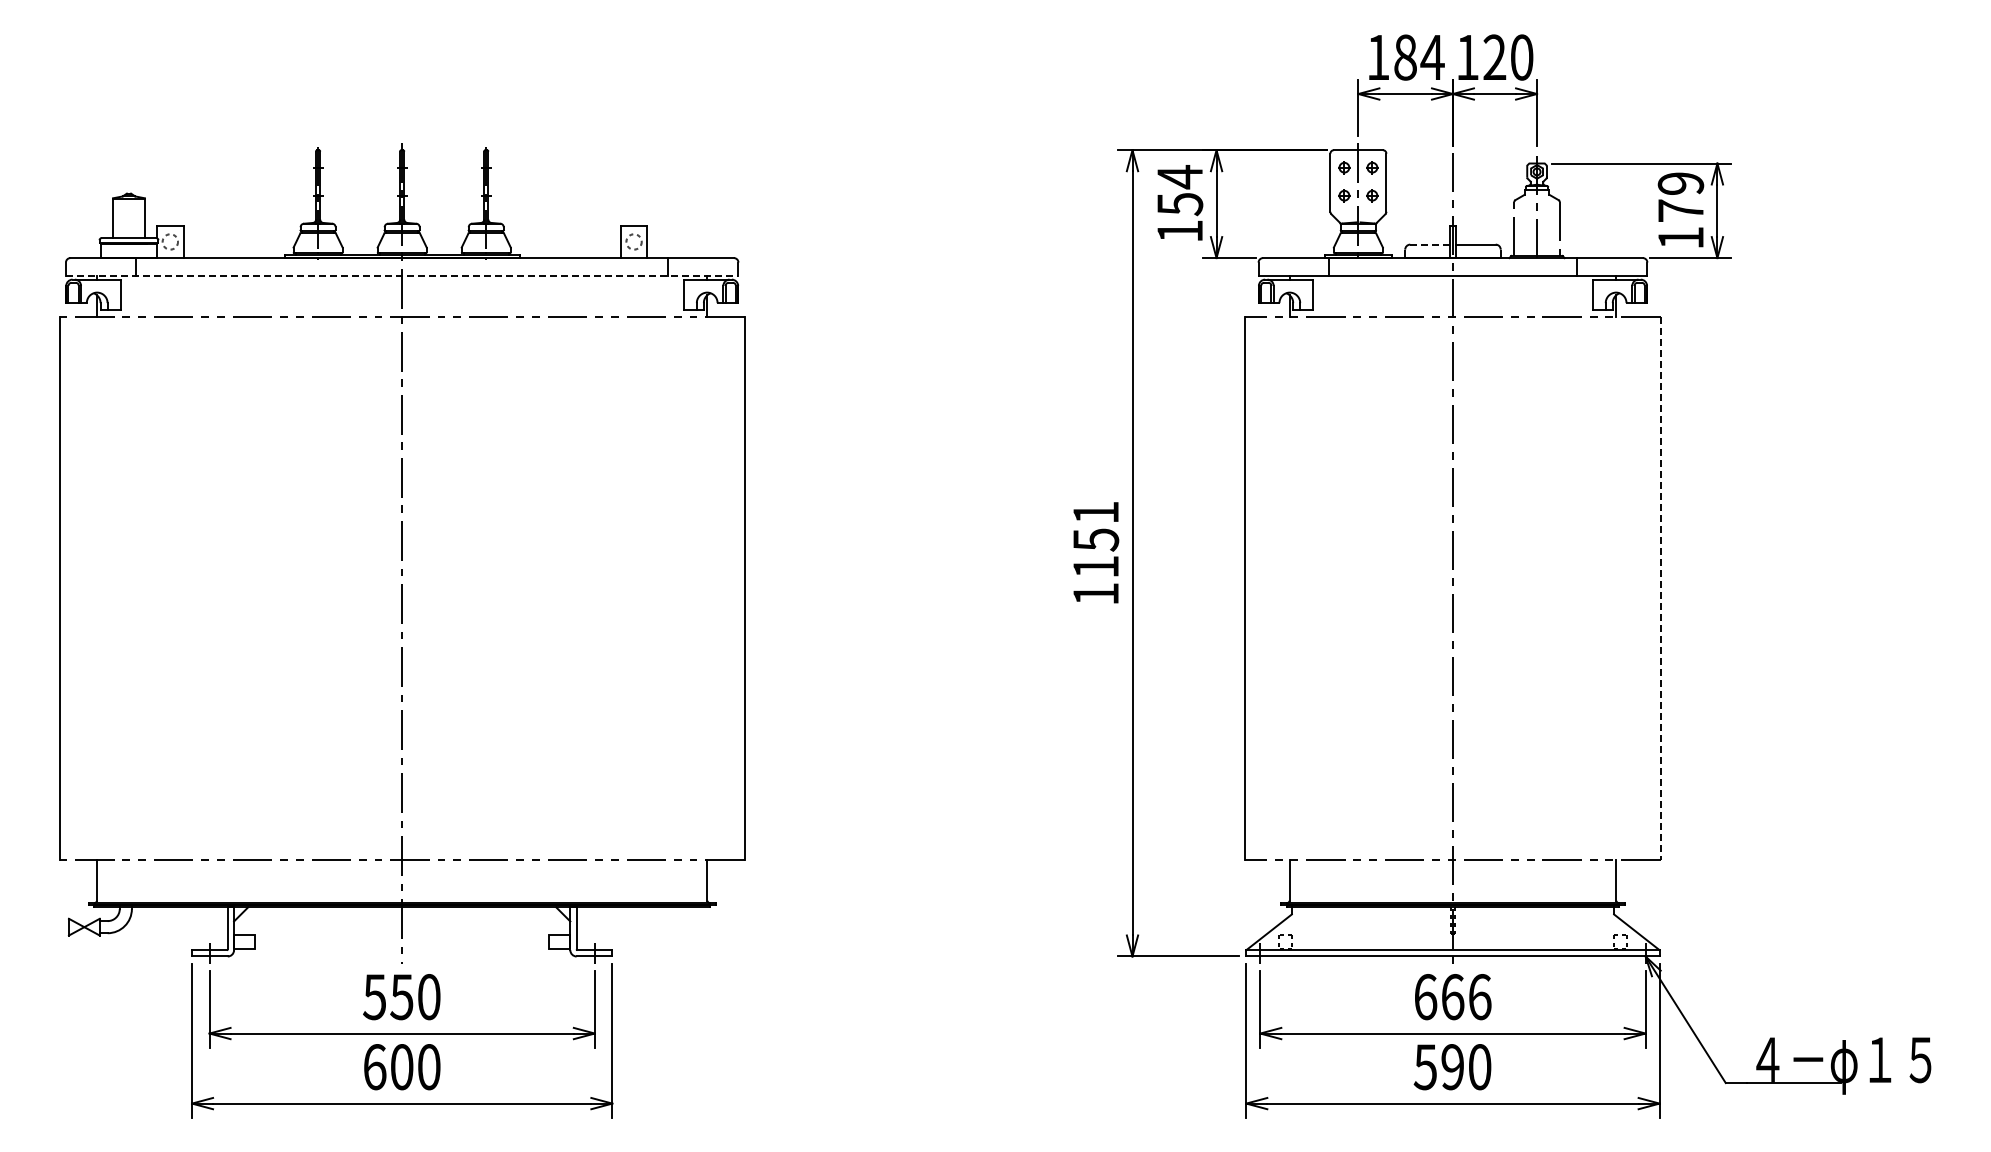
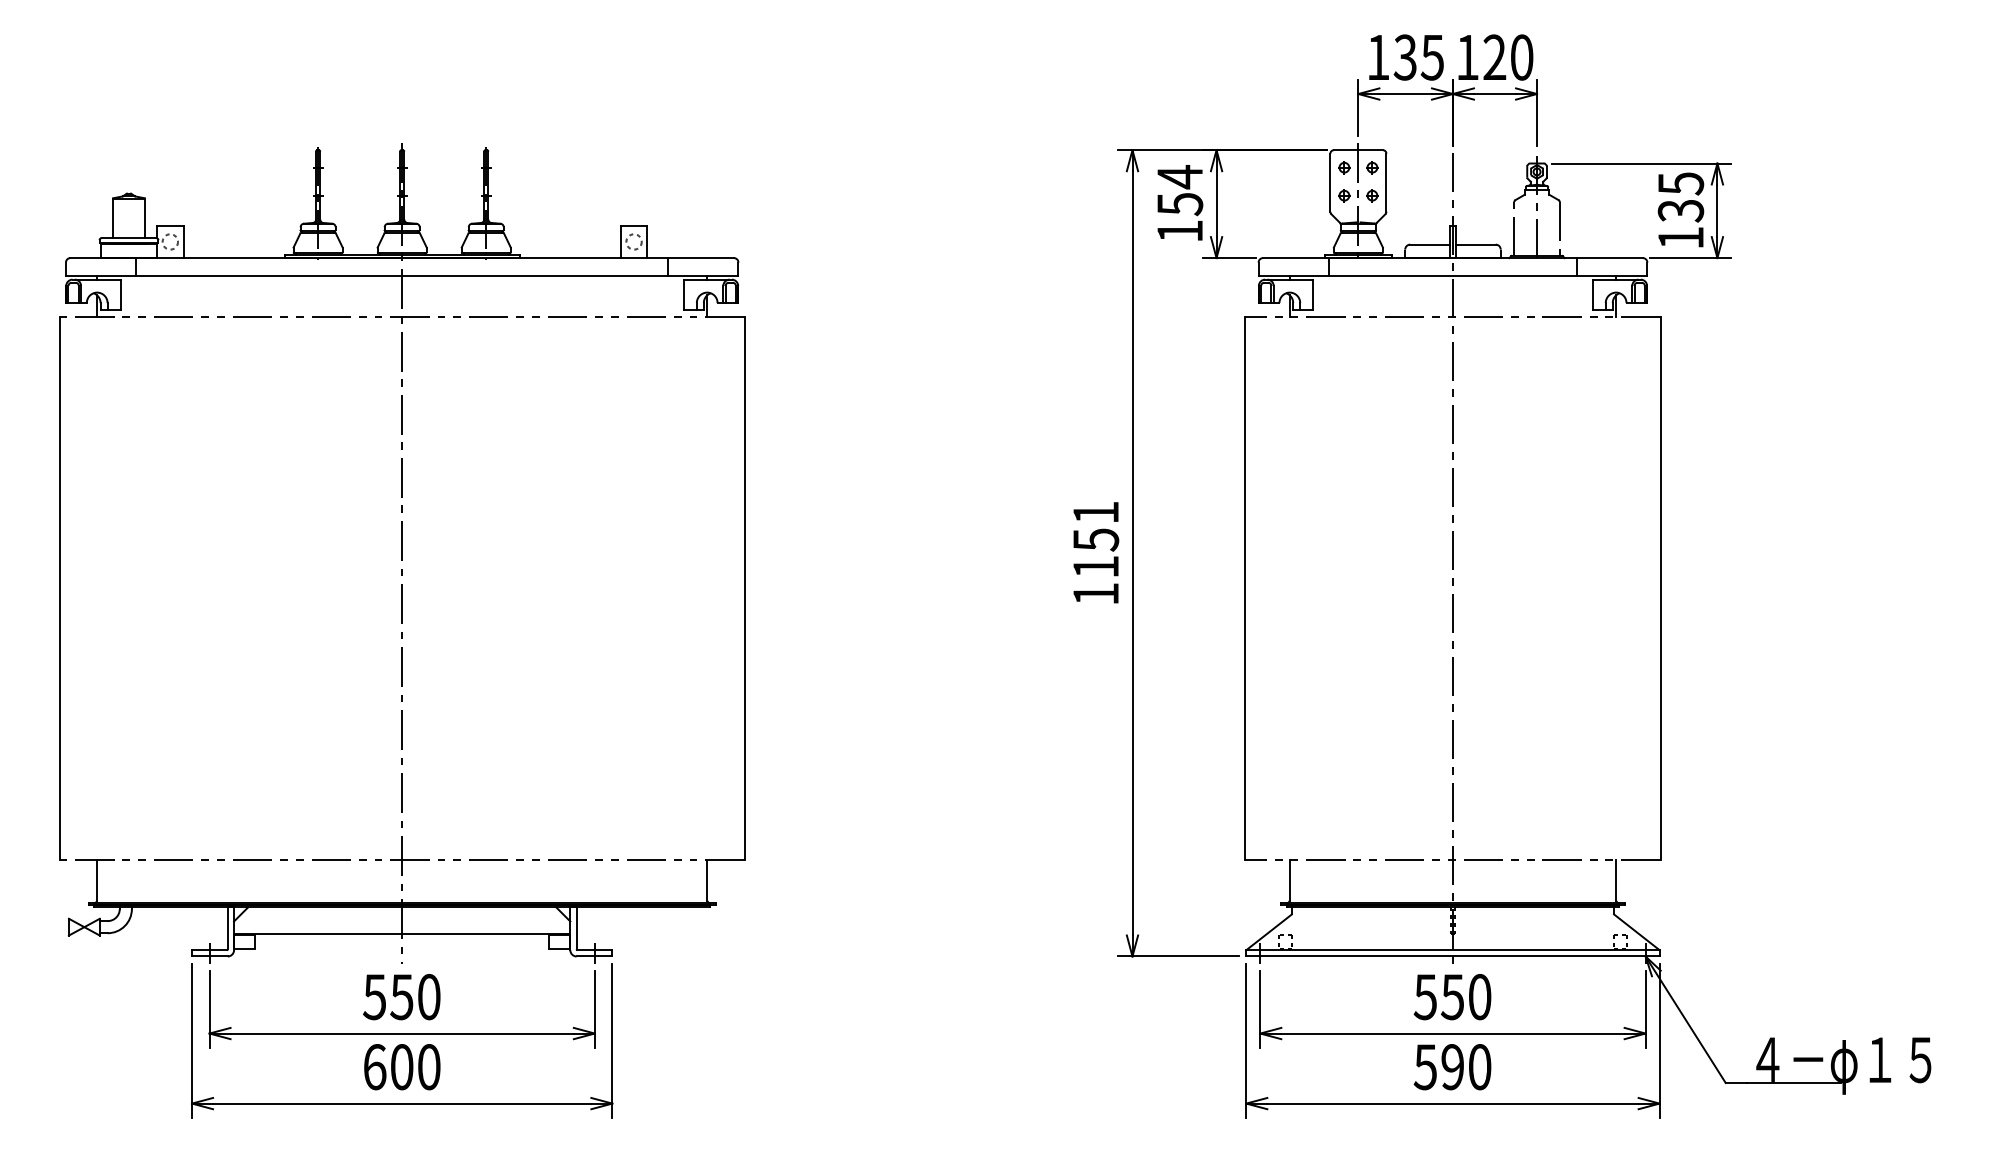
text: 184 -> 135 (1418, 57)
text: 179 -> 135 (1680, 197)
line: dashed -> solid (1430, 244)
line: dashed -> solid (402, 275)
line: dashed -> solid (1660, 588)
line: none -> present (402, 934)
text: 666 -> 550 (1452, 997)
